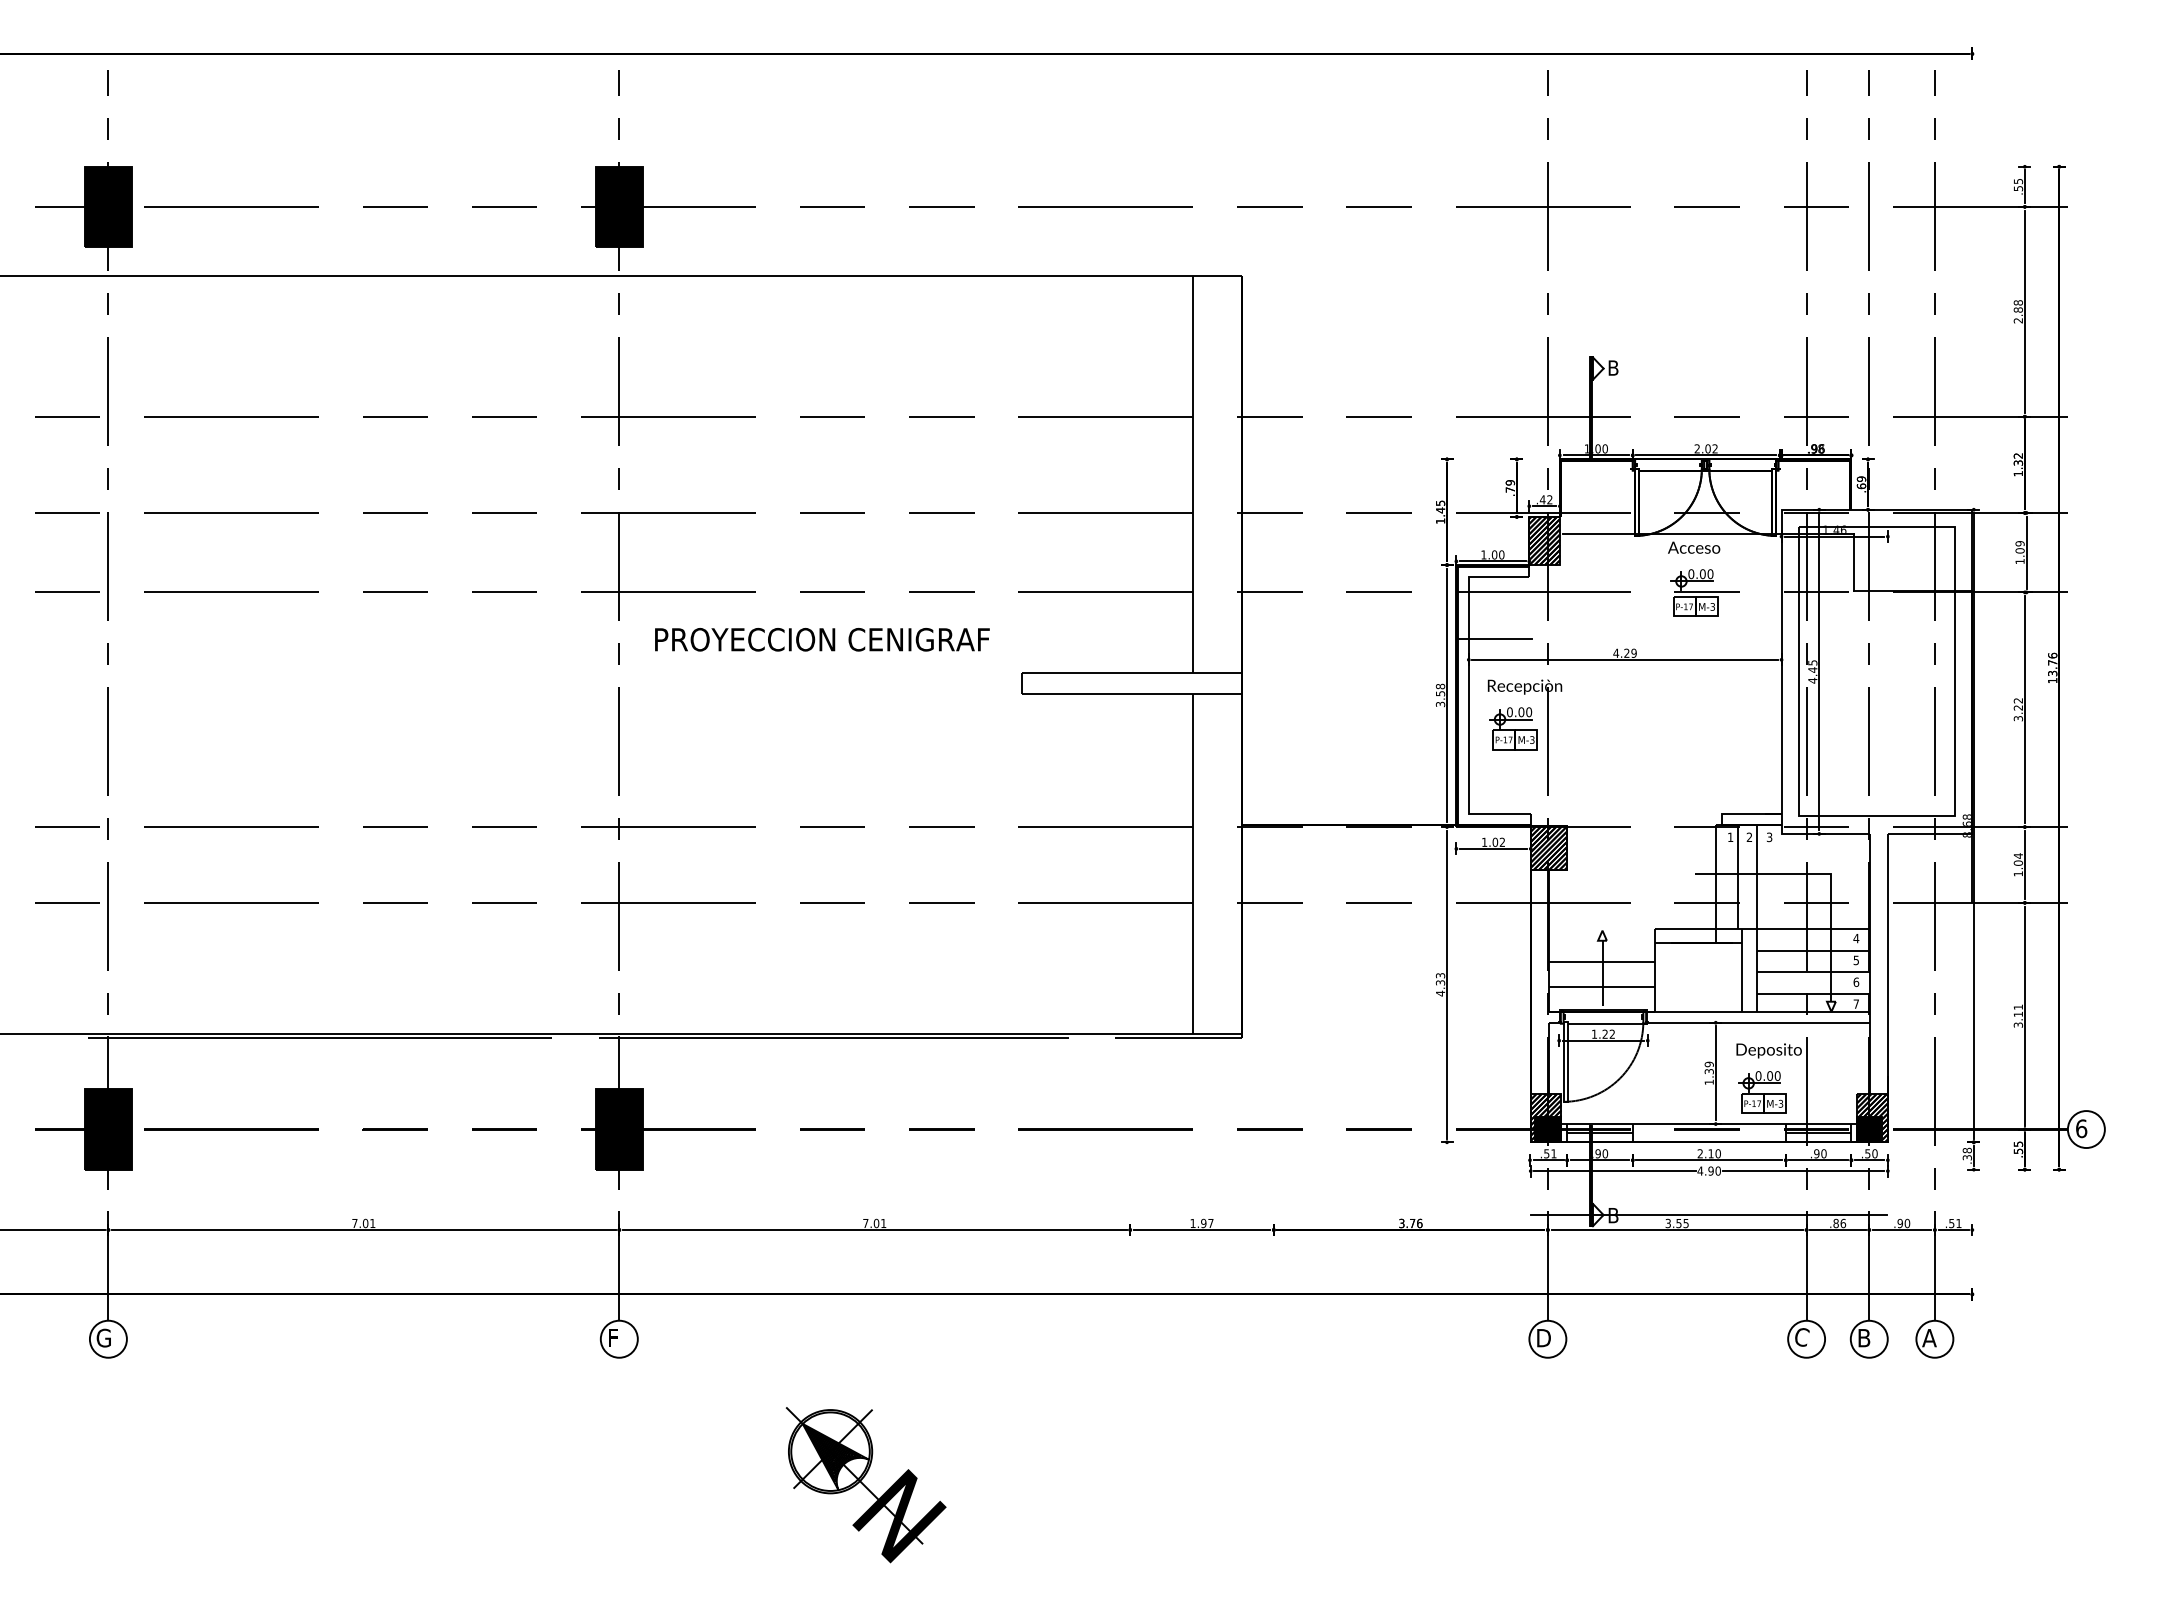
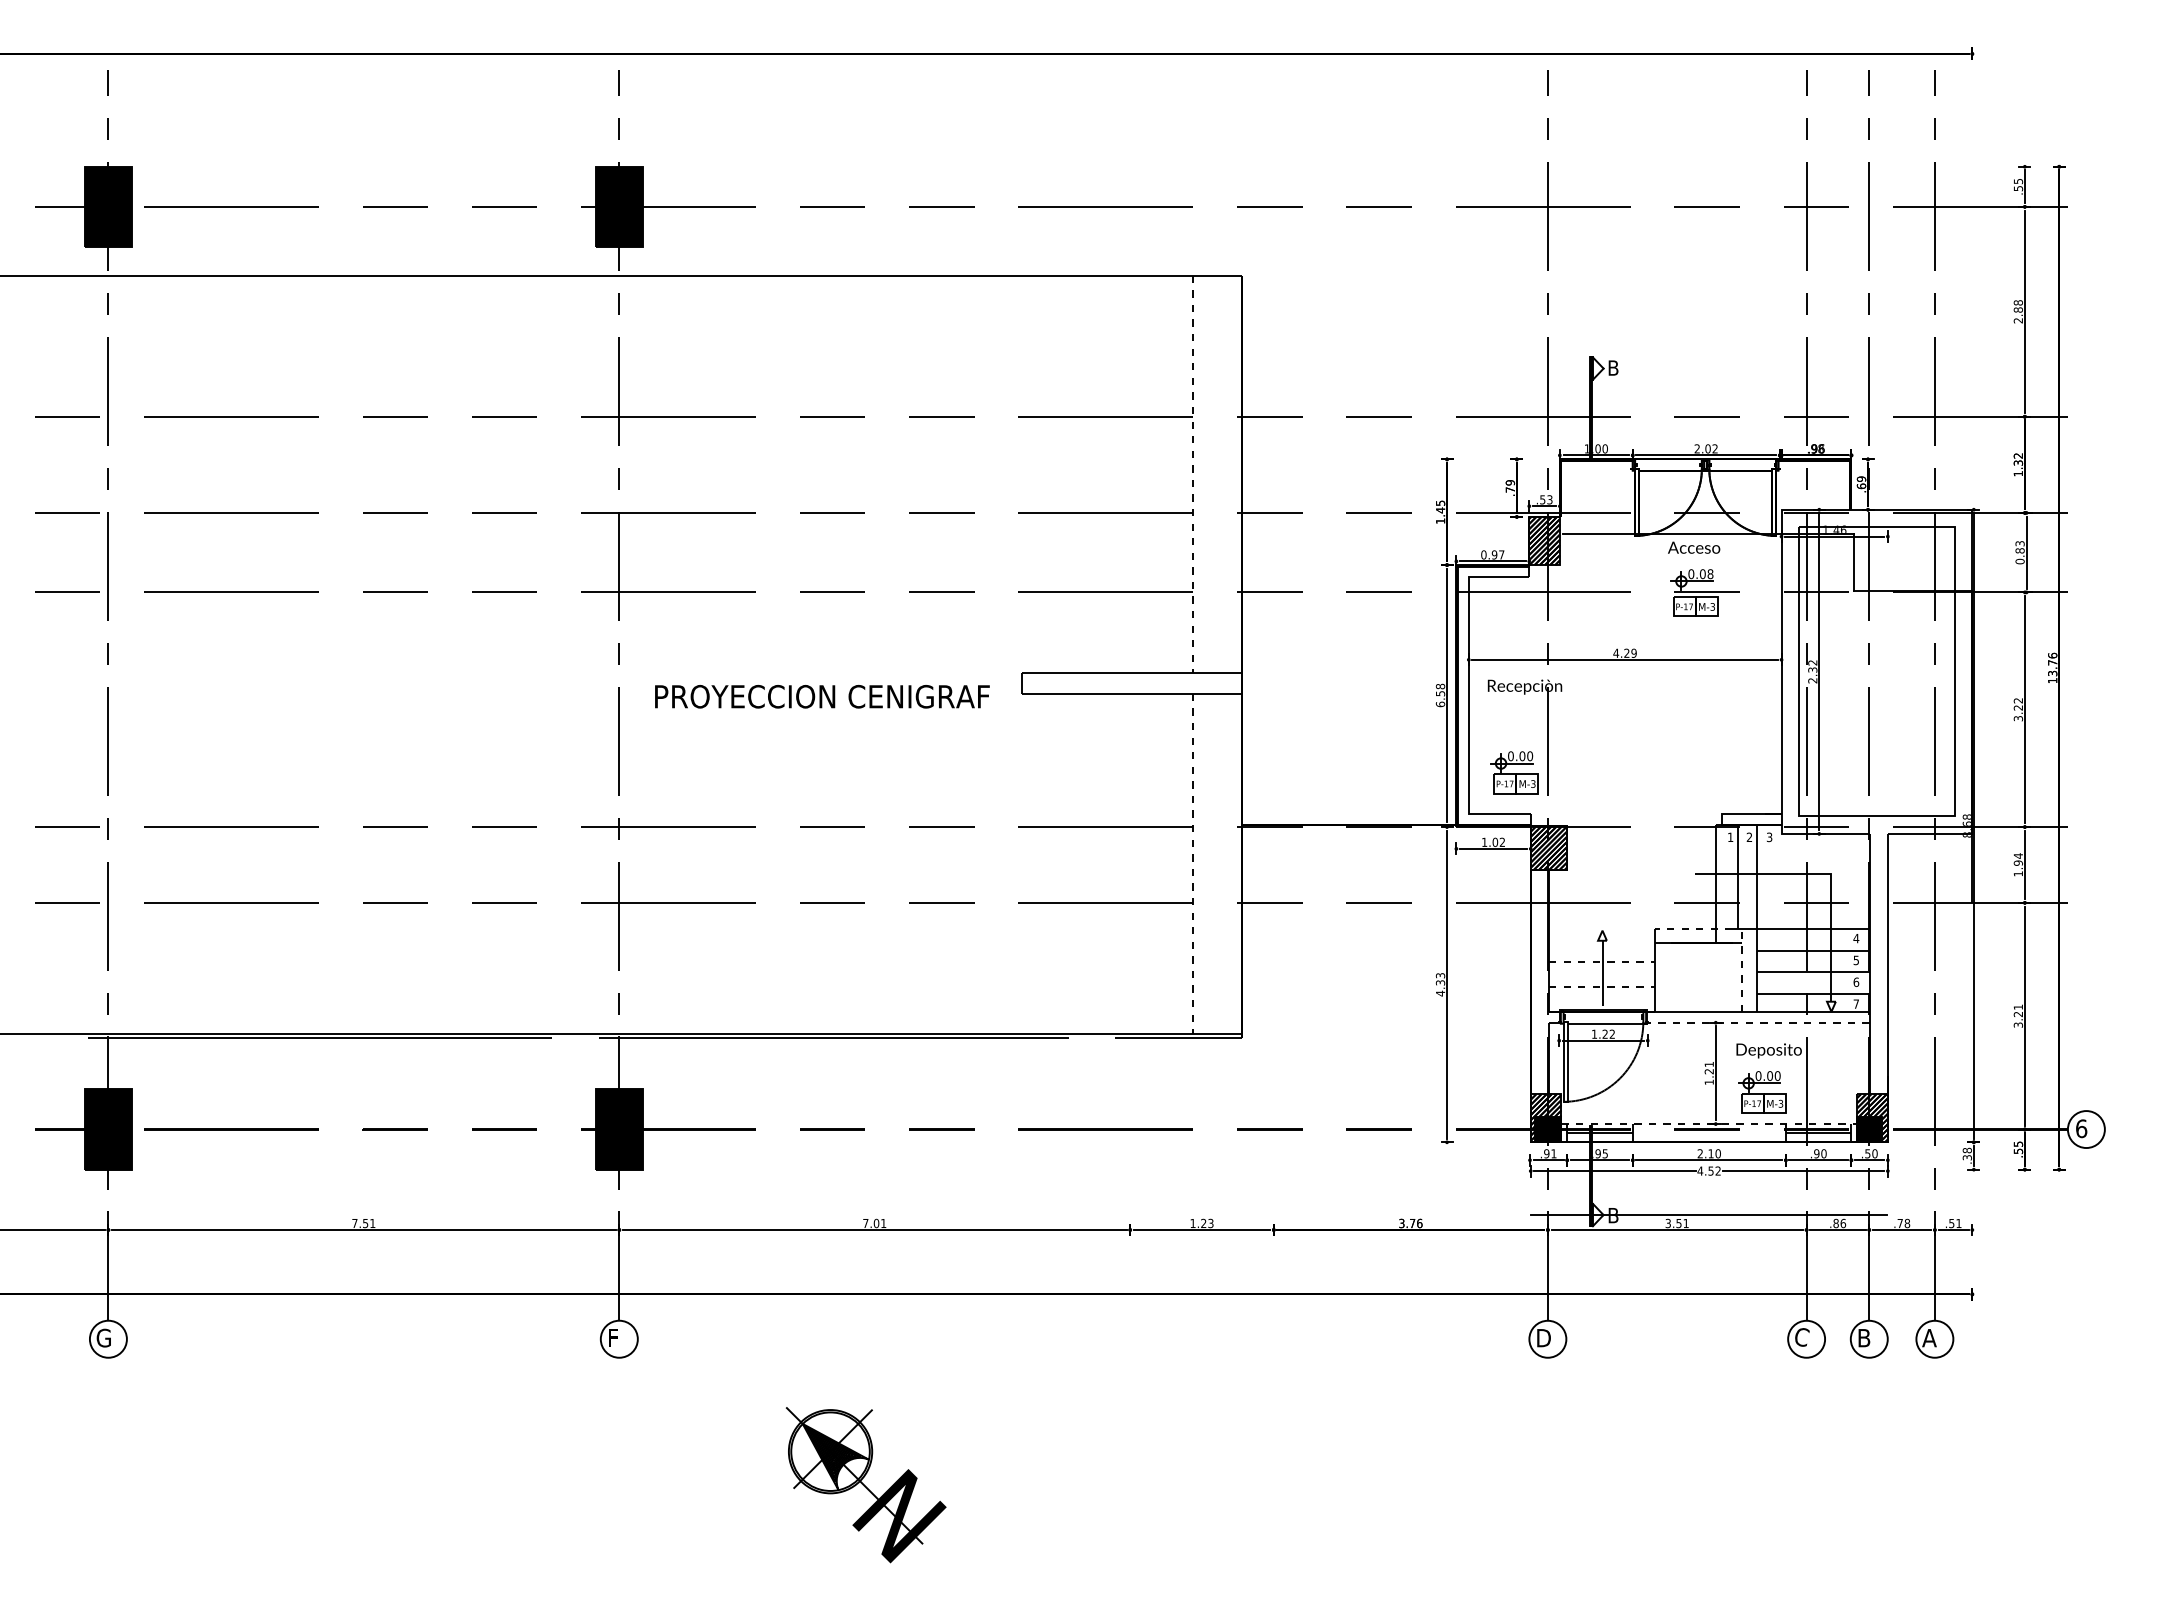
line: solid -> dashed (1193, 474)
text: .42 -> .53 (1545, 499)
text: 1.09 -> 0.83 (2019, 552)
text: 1.00 -> 0.97 (1492, 554)
text: 0.00 -> 0.08 (1710, 573)
text position: (822, 639) -> (822, 696) (822, 696)
line: present -> none (1495, 639)
text: 4.45 -> 2.32 (1812, 671)
text: 3.58 -> 6.58 (1440, 704)
part position: (1513, 728) -> (1514, 772) (1514, 772)
text: 1.04 -> 1.94 (2018, 862)
line: solid -> dashed (1193, 863)
line: solid -> dashed (1693, 928)
line: solid -> dashed (1601, 962)
line: solid -> dashed (1742, 970)
line: solid -> dashed (1601, 987)
text: 3.11 -> 3.21 (2017, 1014)
line: solid -> dashed (1758, 1022)
text: 1.39 -> 1.21 (1708, 1067)
line: solid -> dashed (1709, 1124)
text: .51 -> .91 (1546, 1153)
text: .90 -> .95 (1605, 1153)
text: 4.90 -> 4.52 (1714, 1170)
text: 7.01 -> 7.51 (365, 1223)
text: 1.97 -> 1.23 (1207, 1223)
text: 3.55 -> 3.51 (1685, 1223)
text: .90 -> .78 (1903, 1223)
